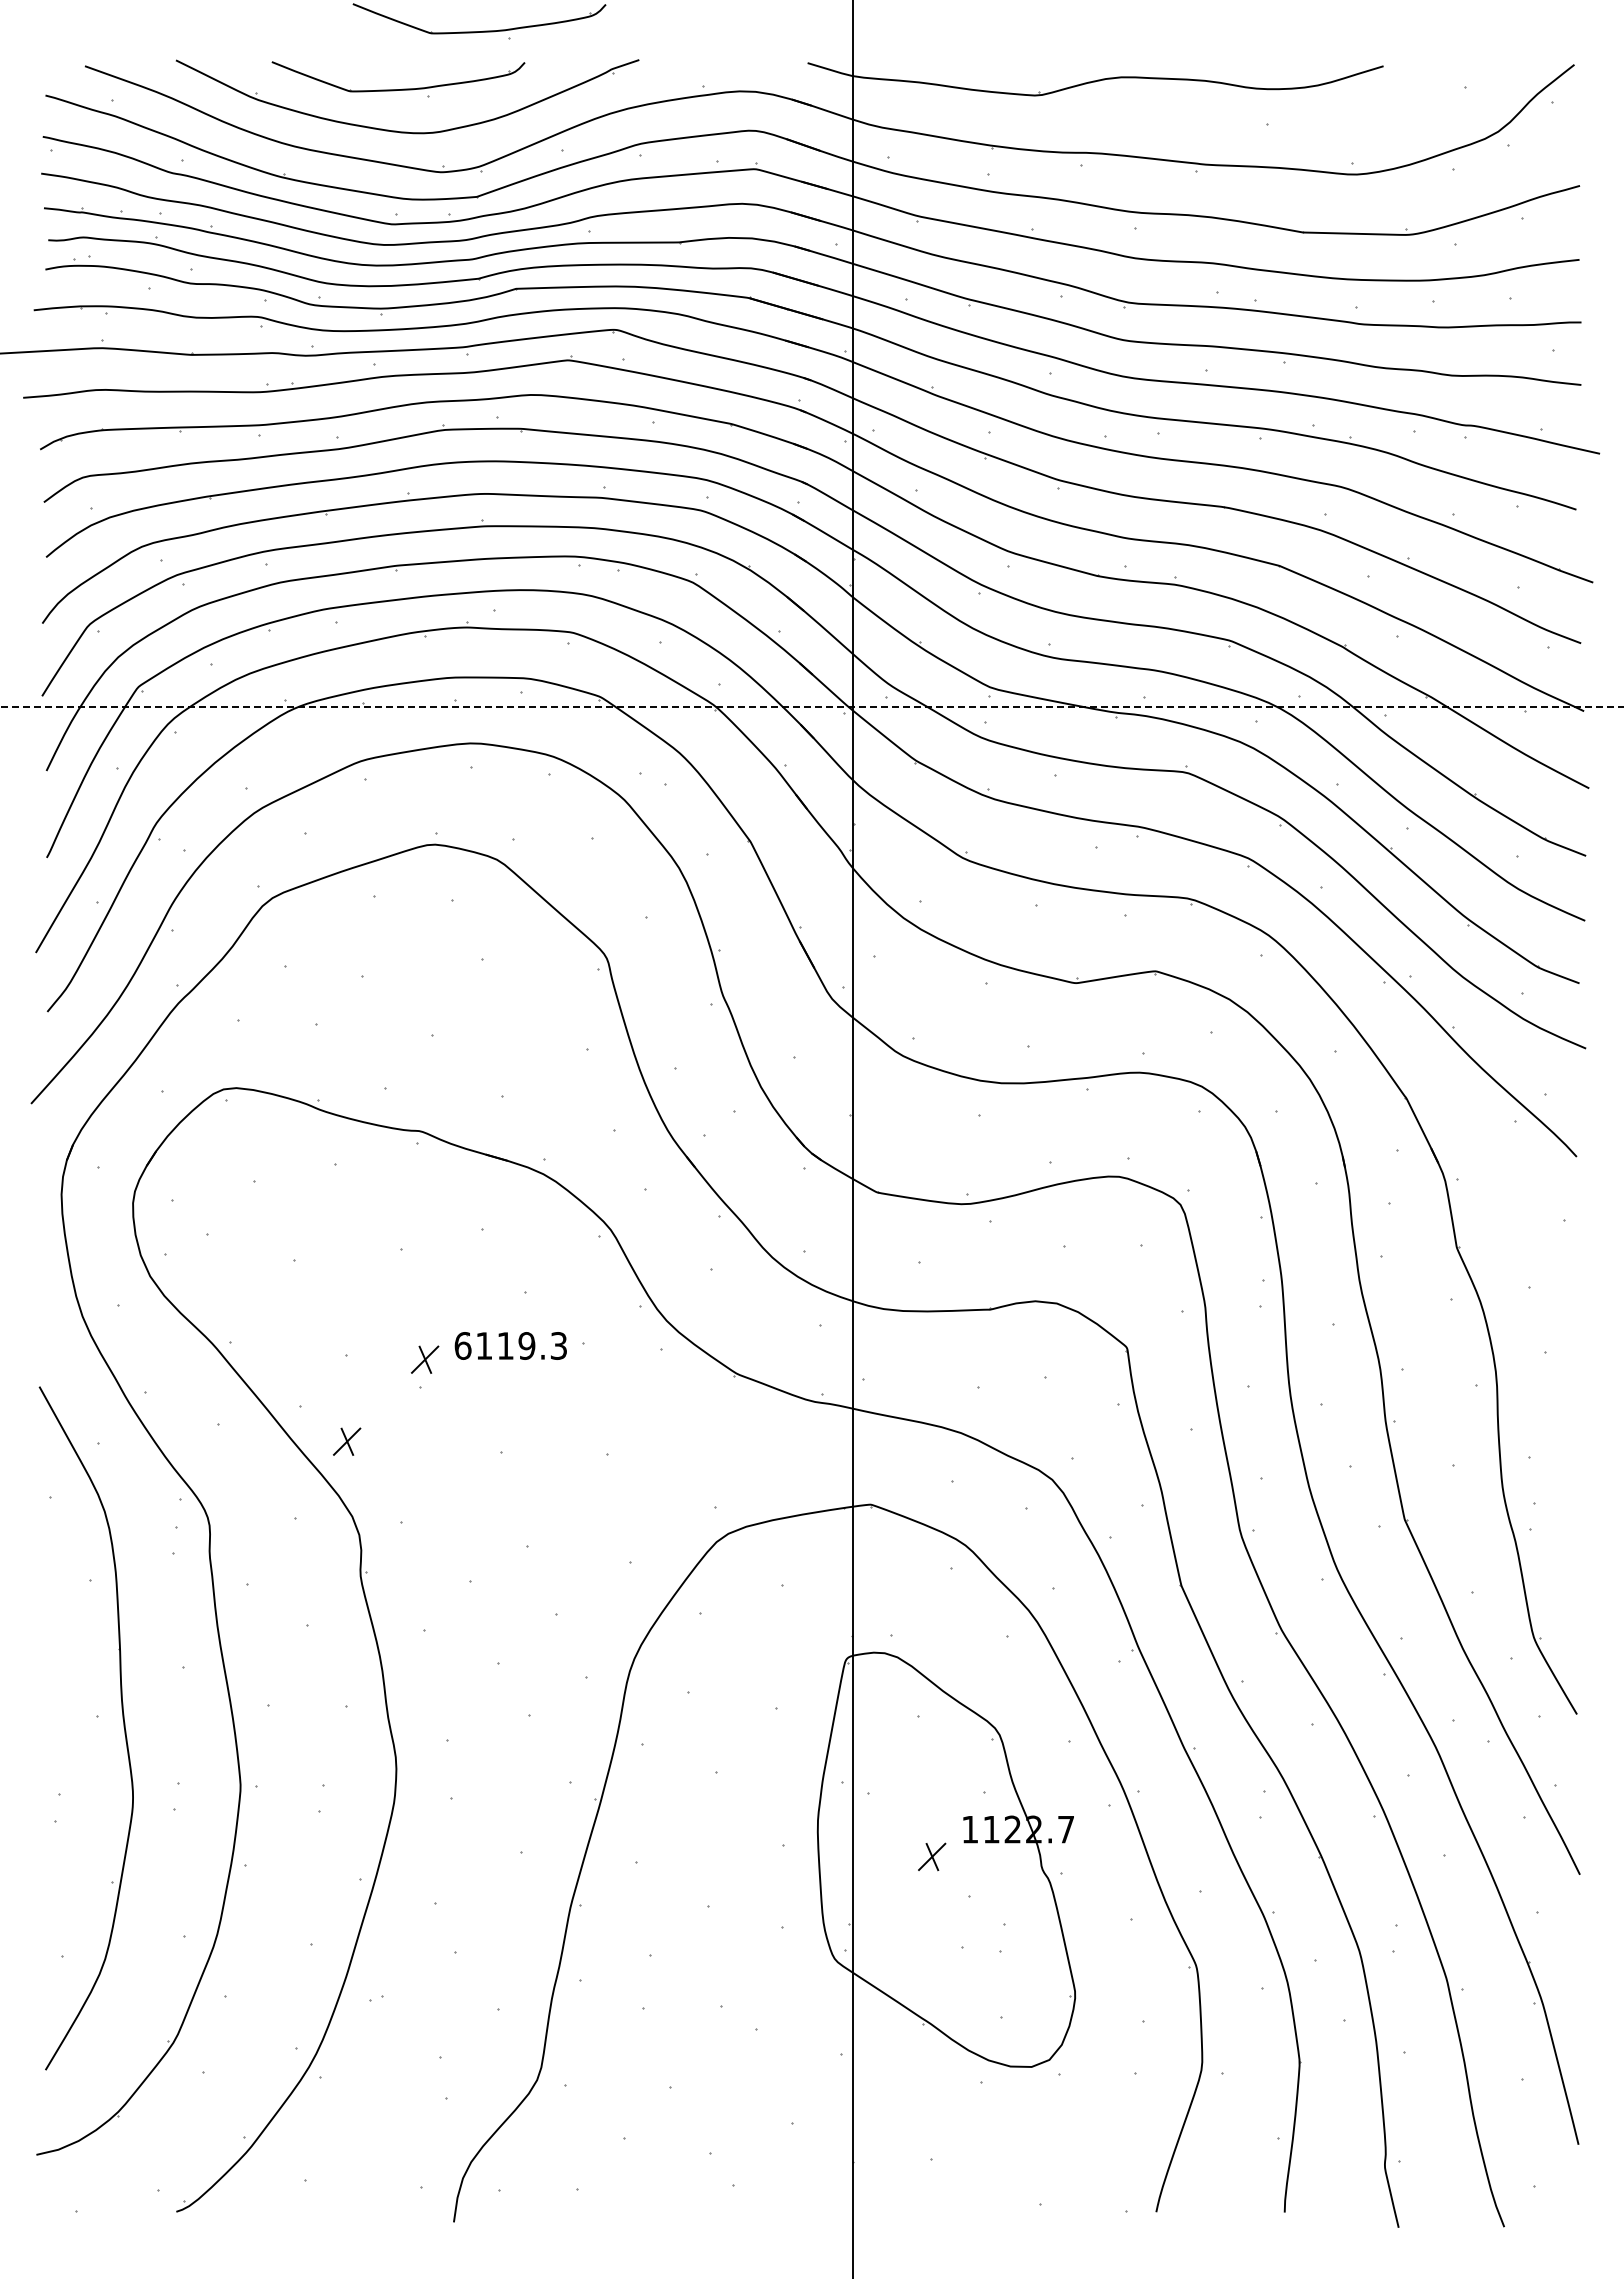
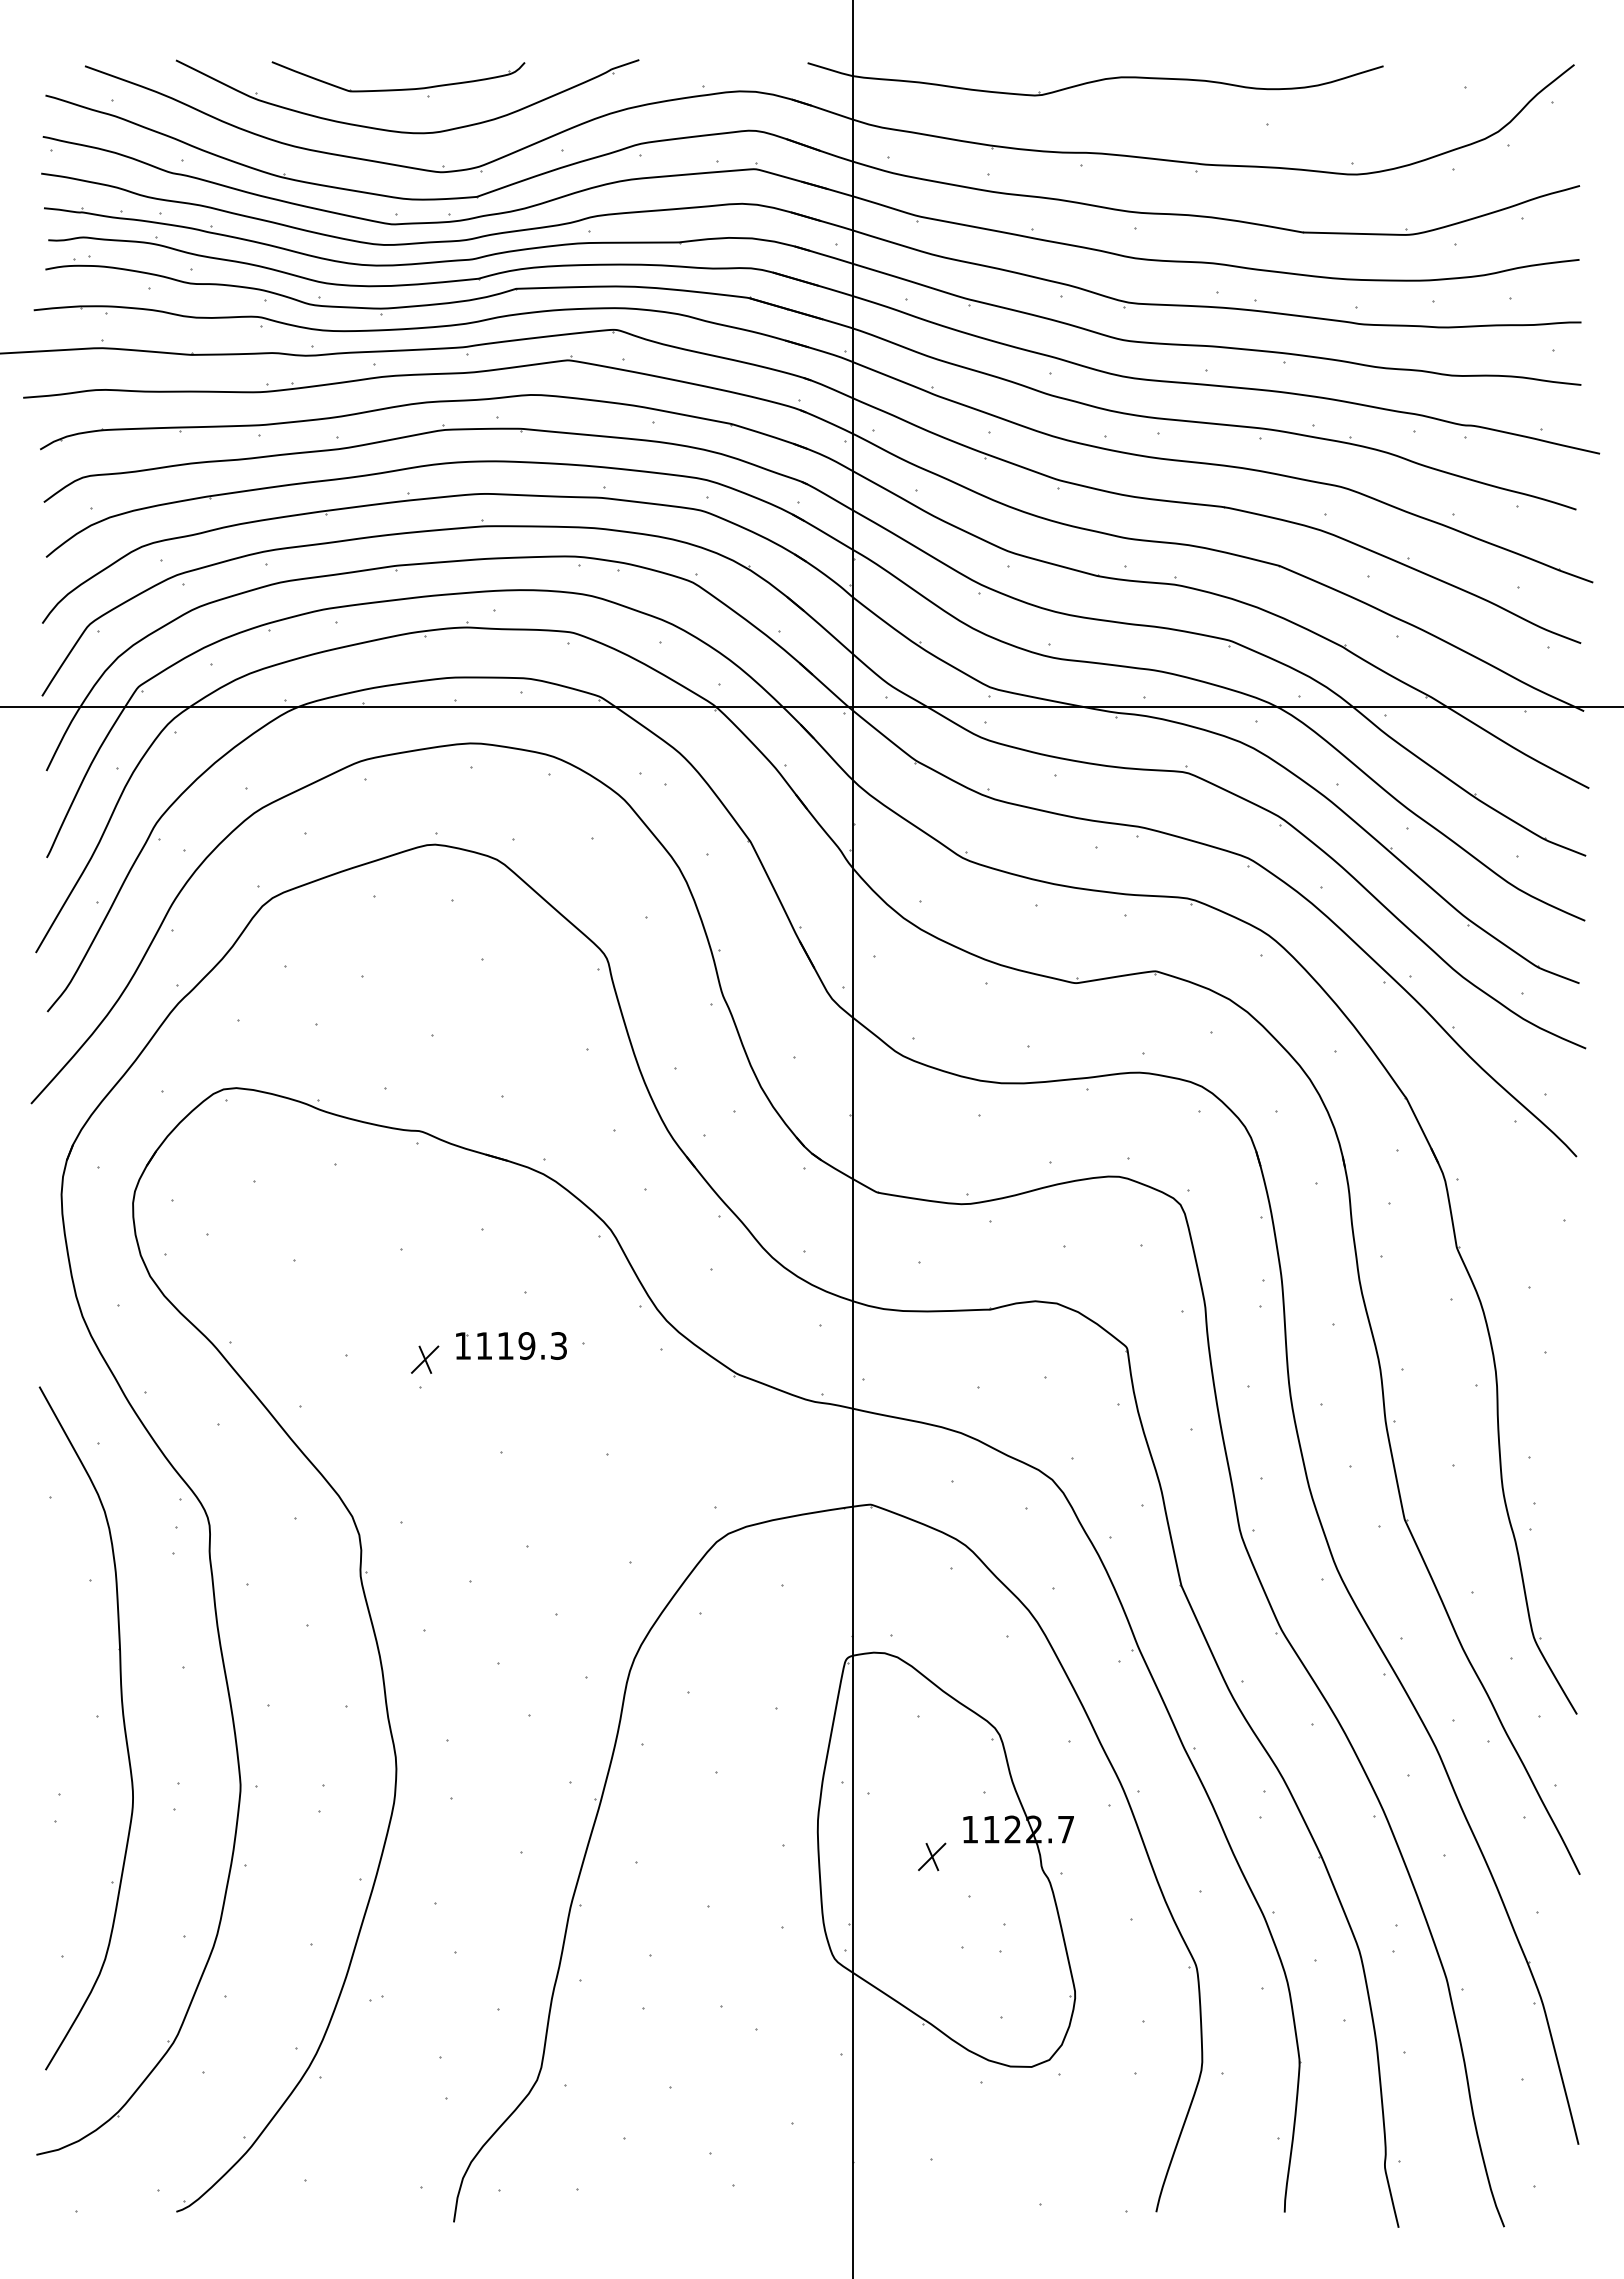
part: present -> none (483, 30)
line: dashed -> solid (812, 706)
text: 6119.3 -> 1119.3 (462, 1345)
part: present -> none (347, 1441)
